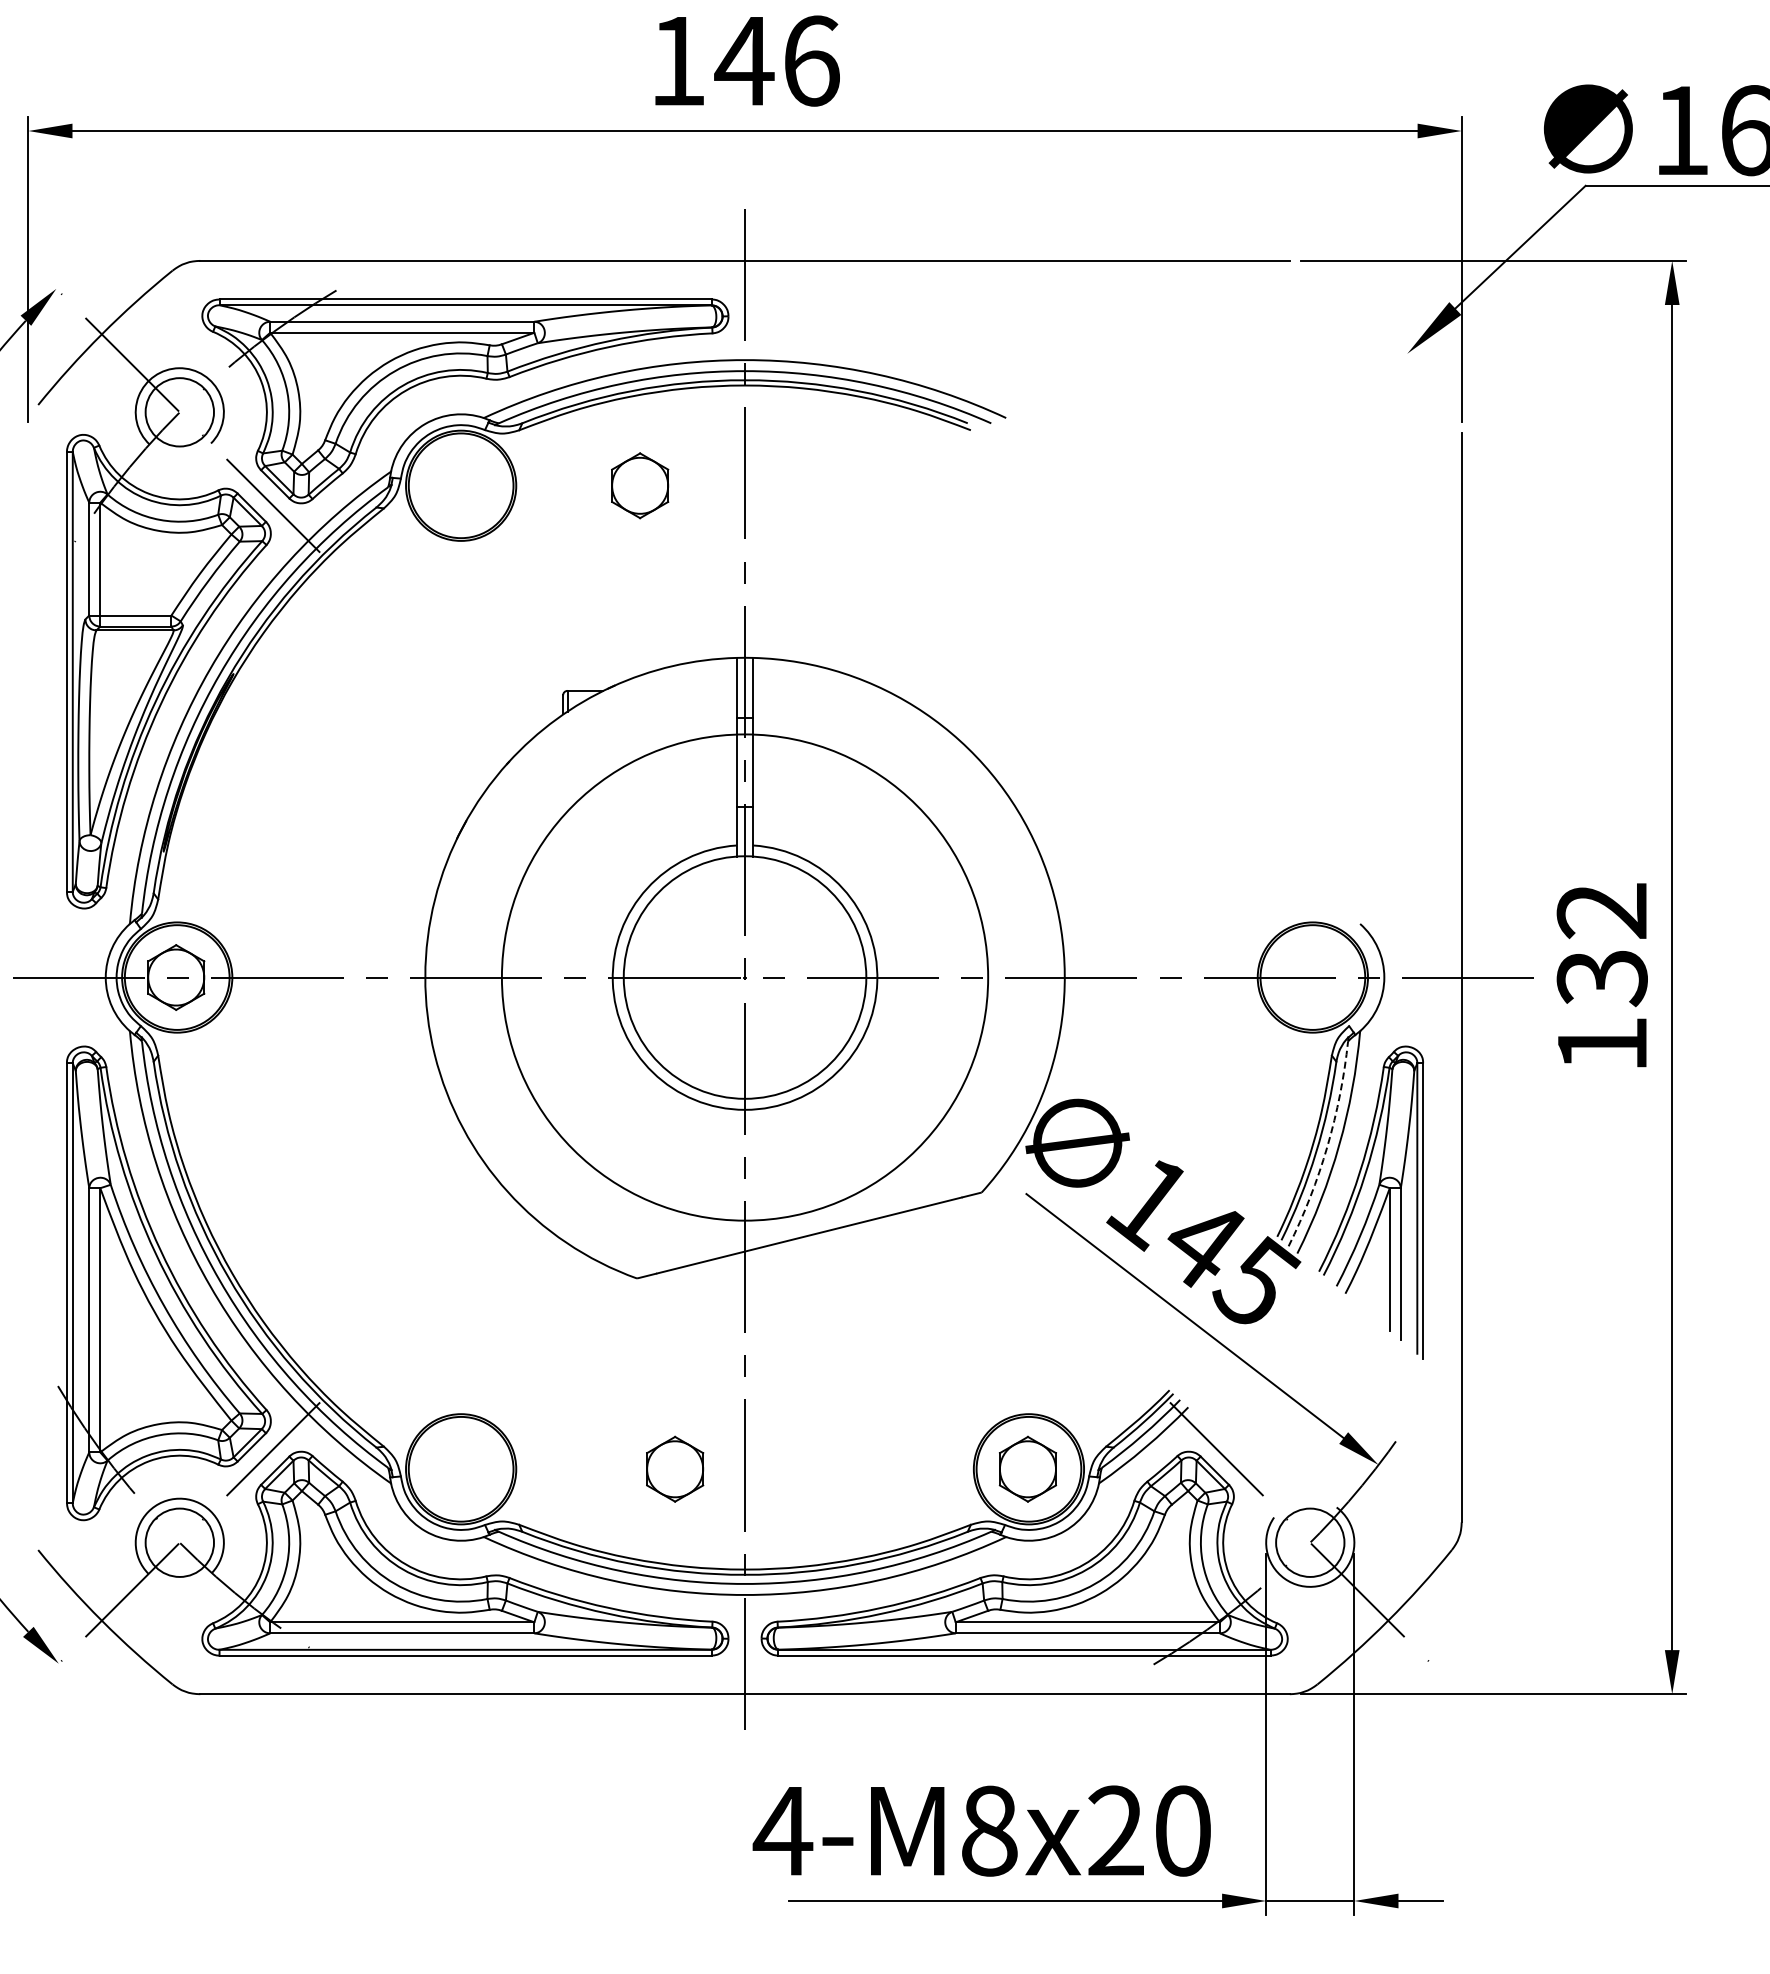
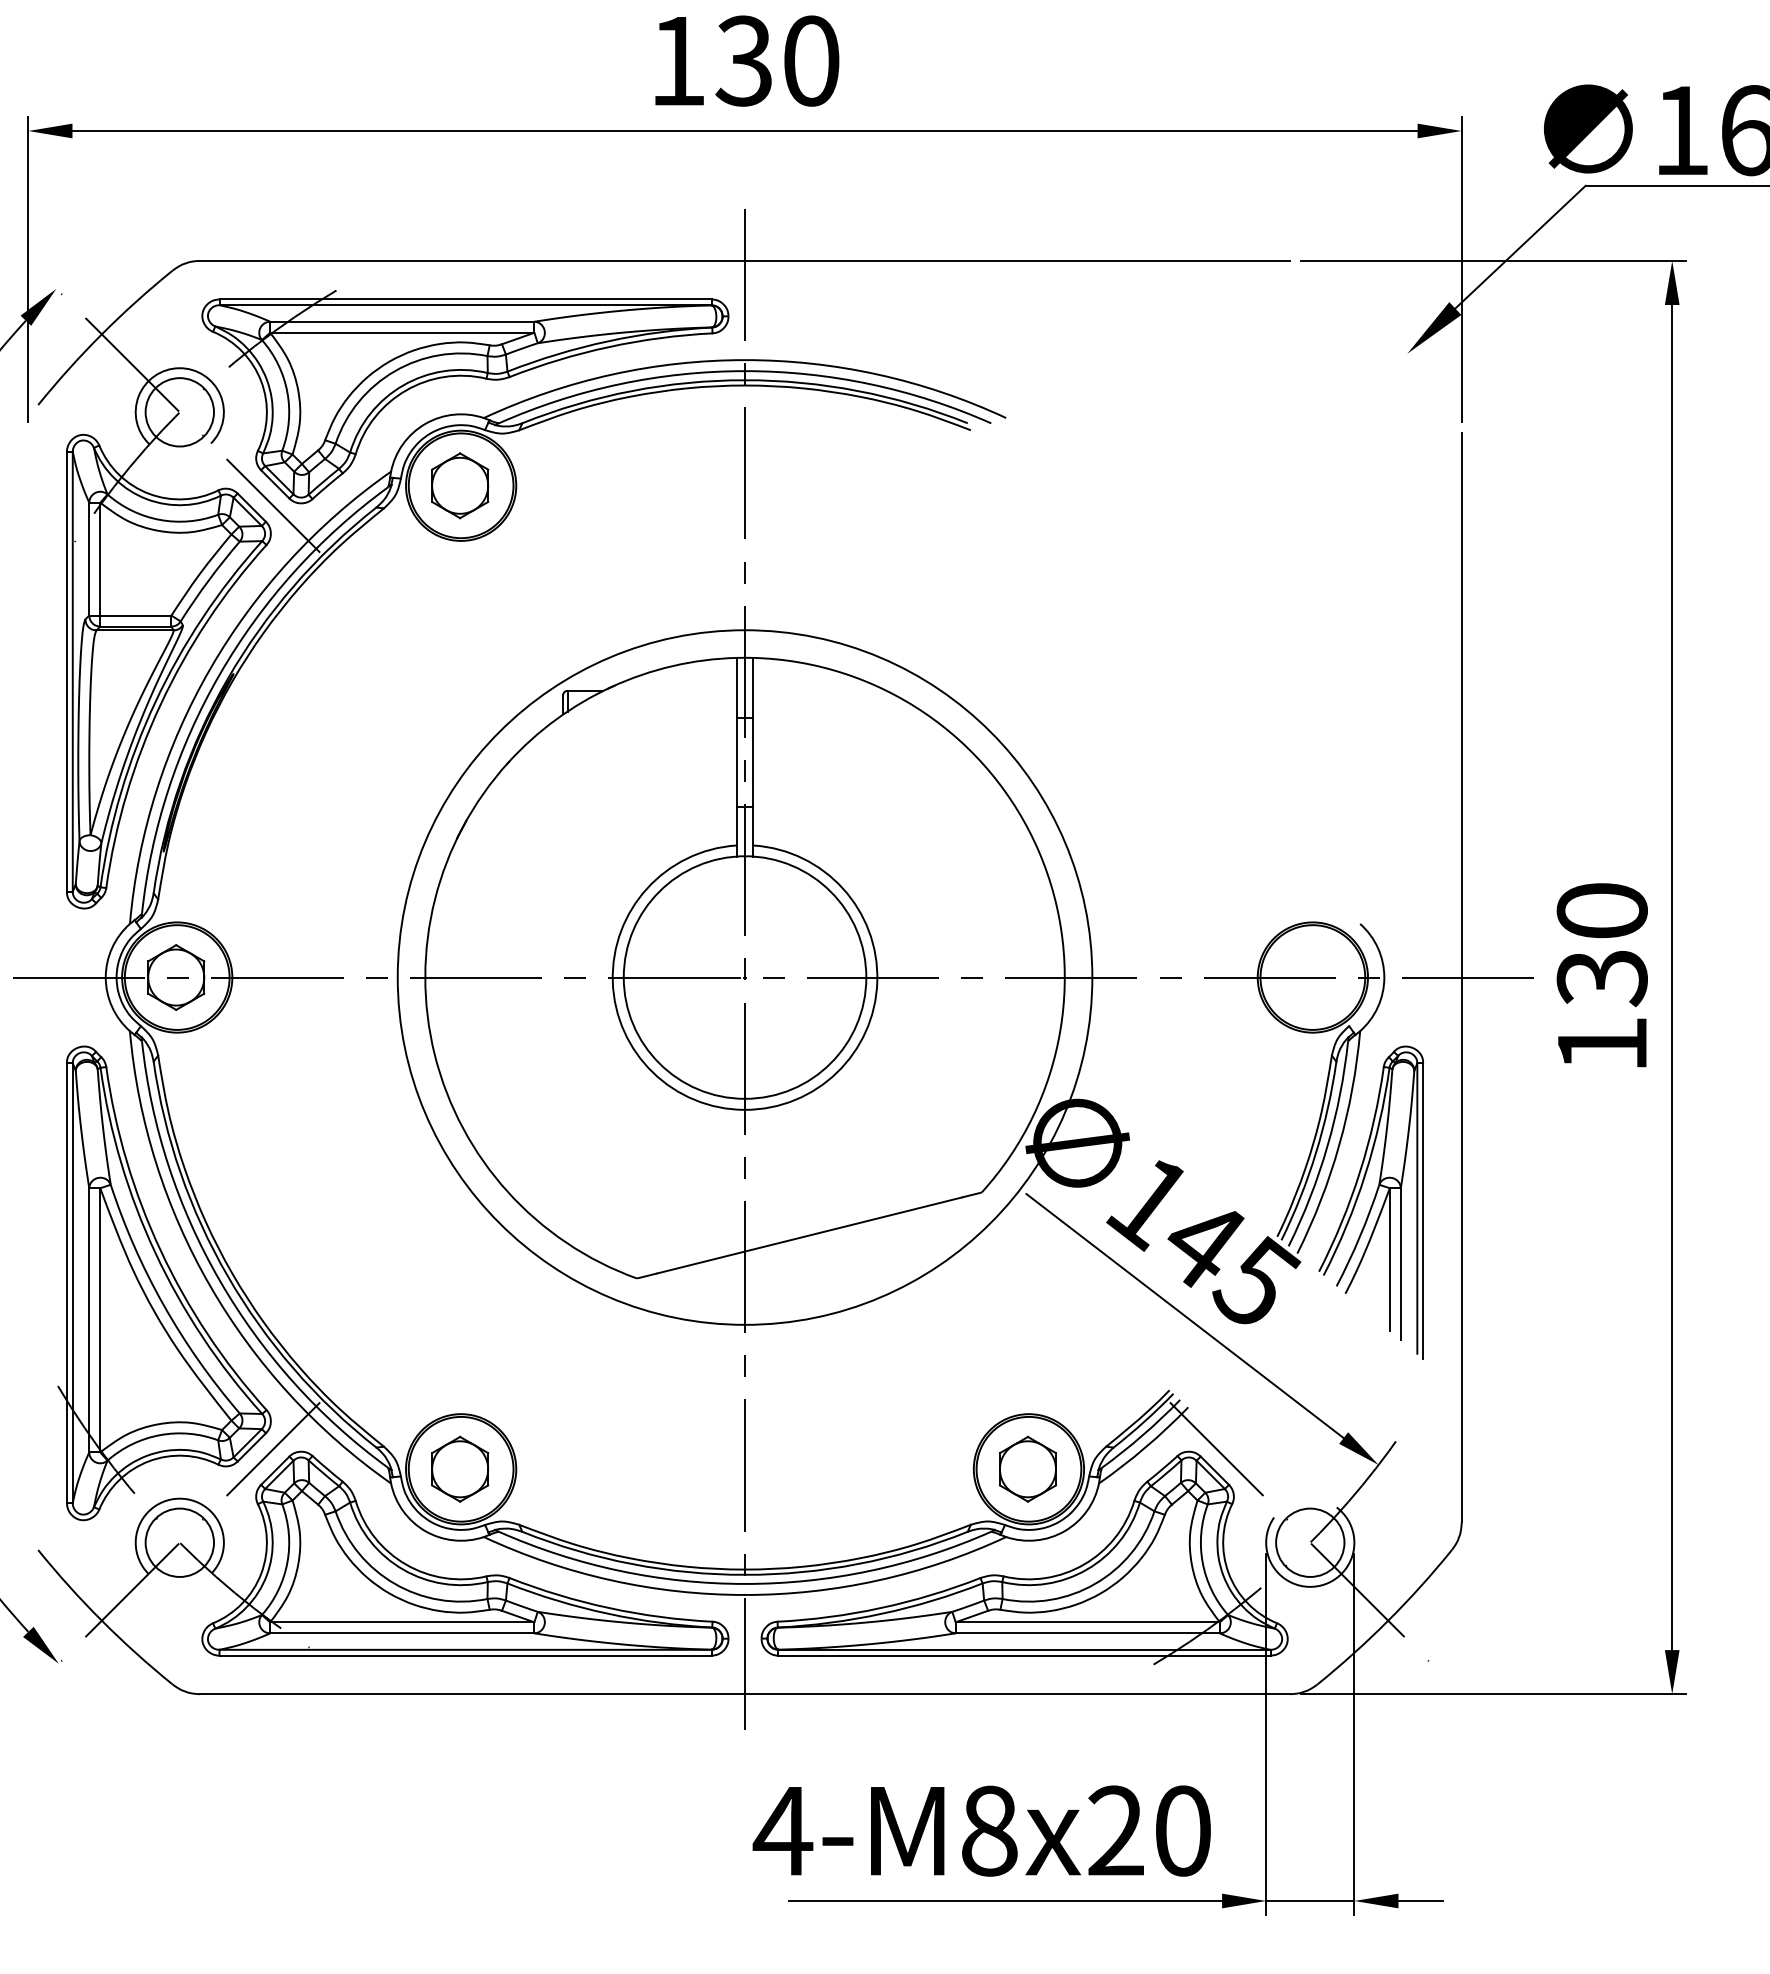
text: 146 -> 130 (776, 60)
part position: (640, 485) -> (460, 485) (460, 485)
text: 132 -> 130 (1601, 911)
circle diameter: 486 px -> 695 px (744, 977)
arc: dashed -> solid (1327, 1146)
part position: (675, 1468) -> (460, 1468) (460, 1468)
